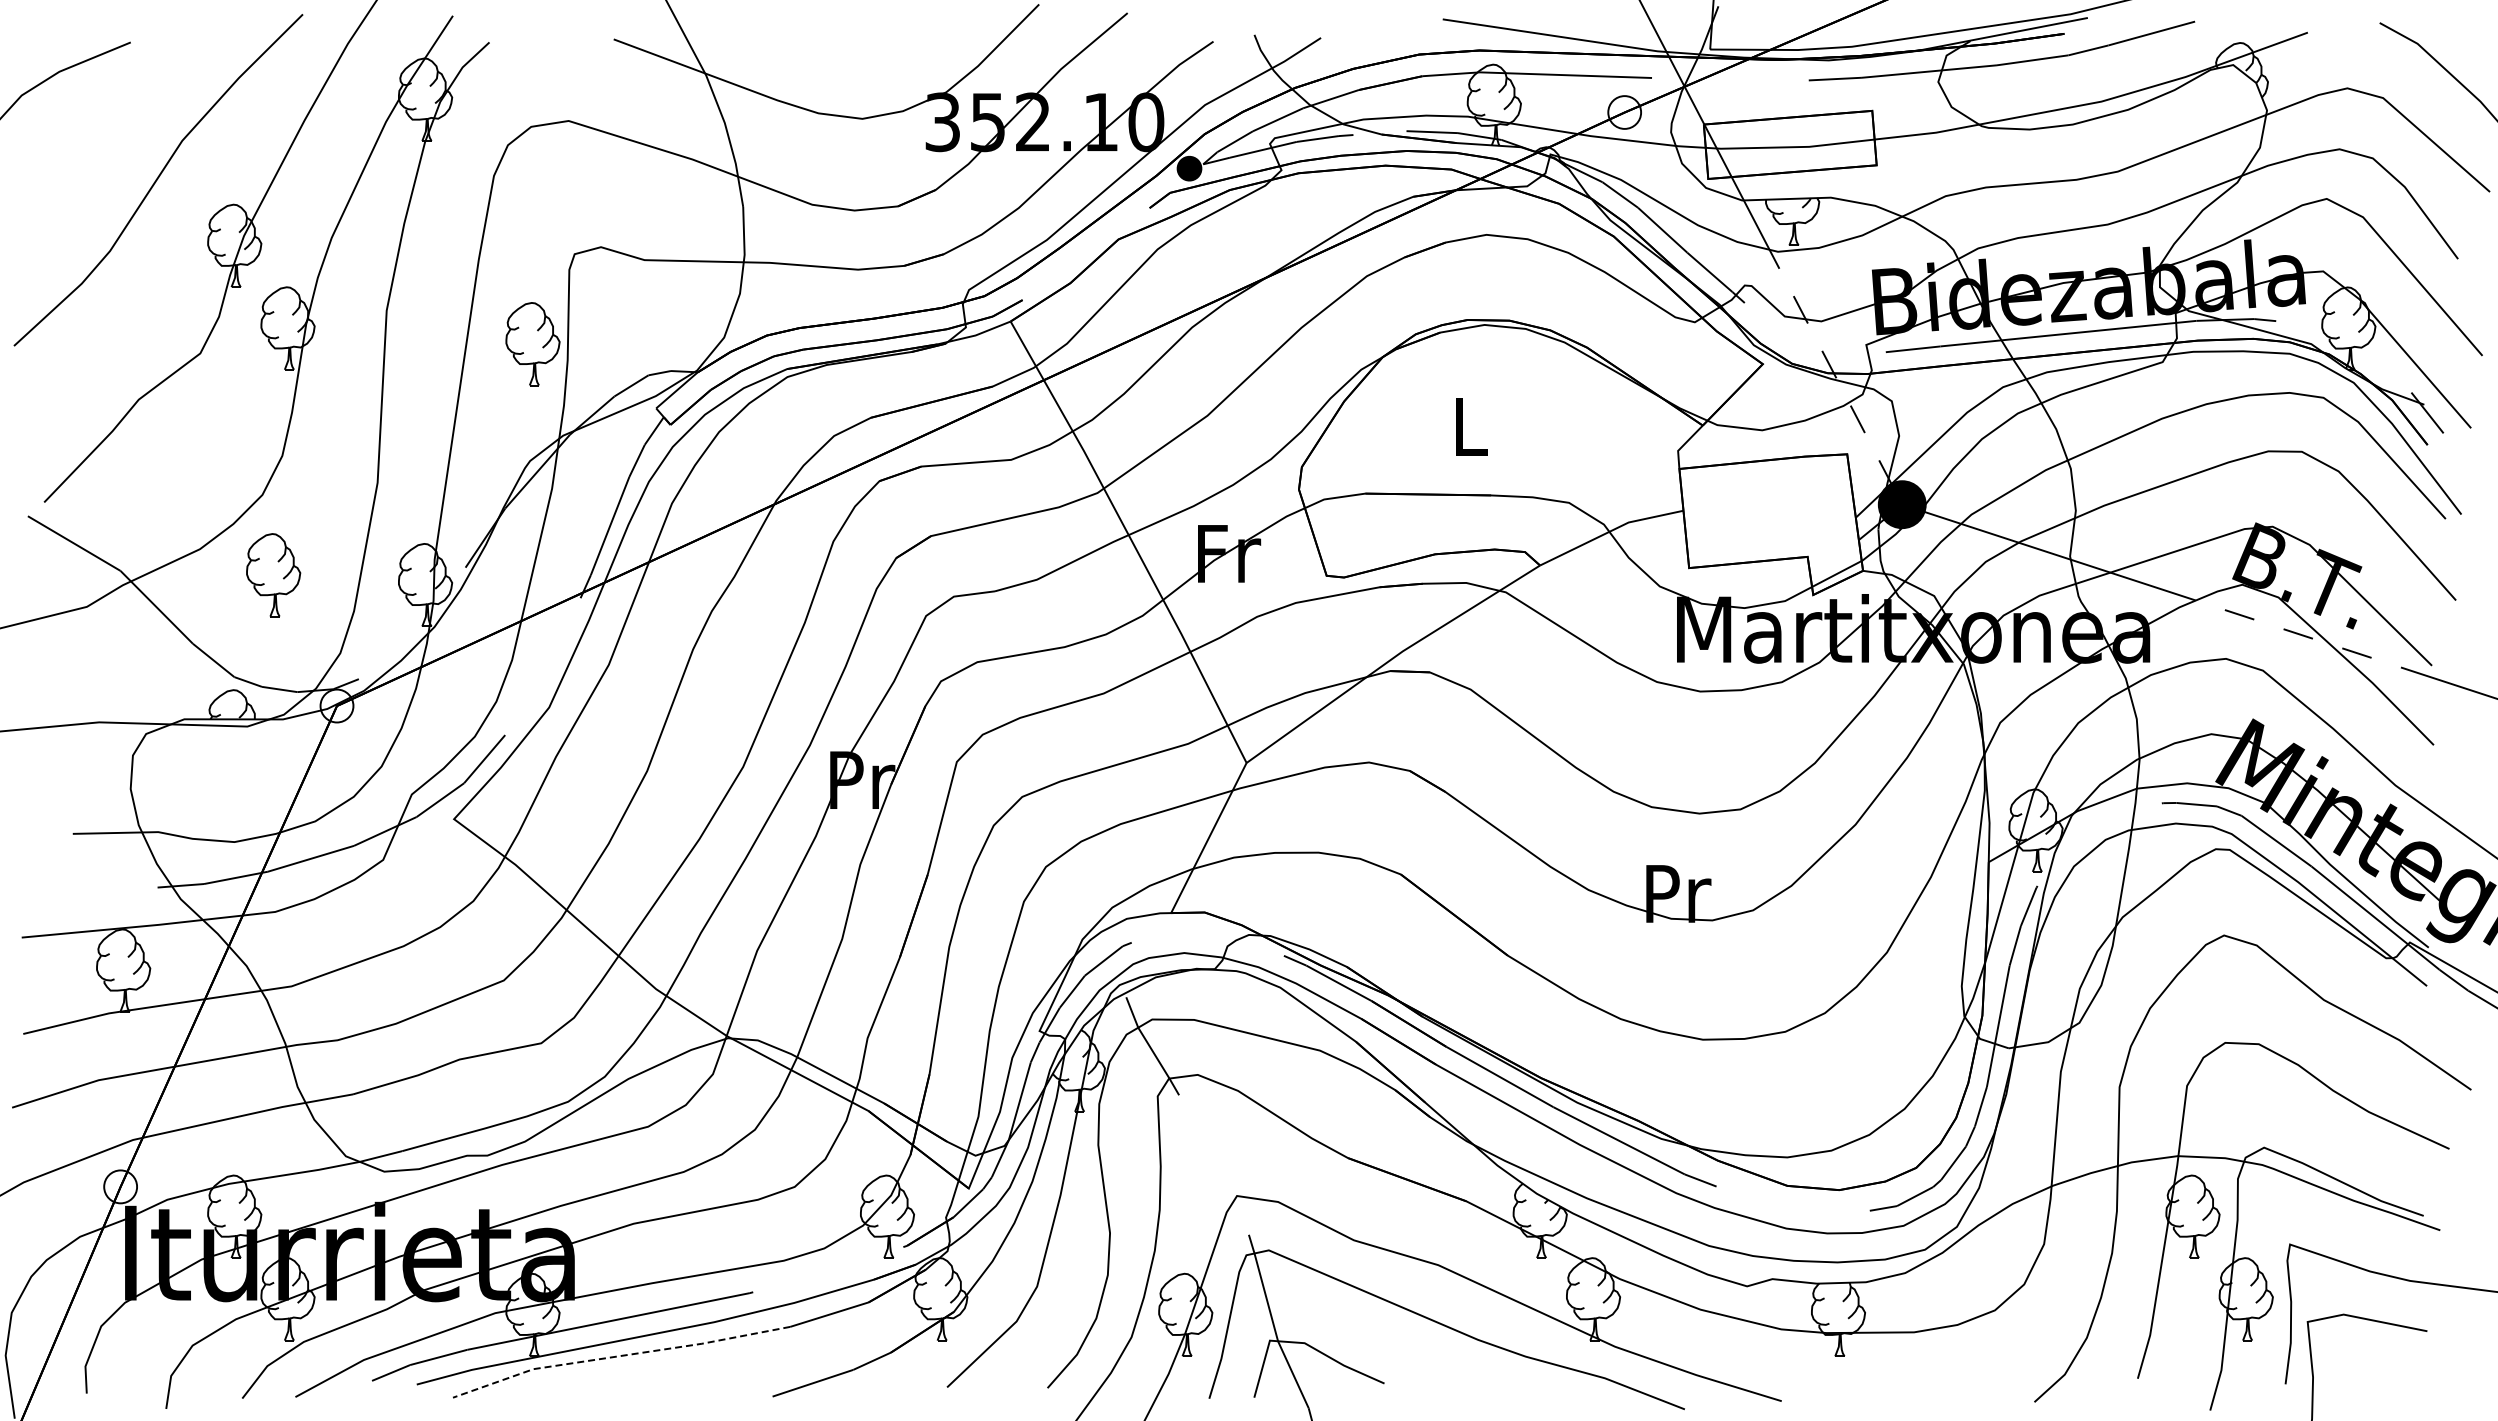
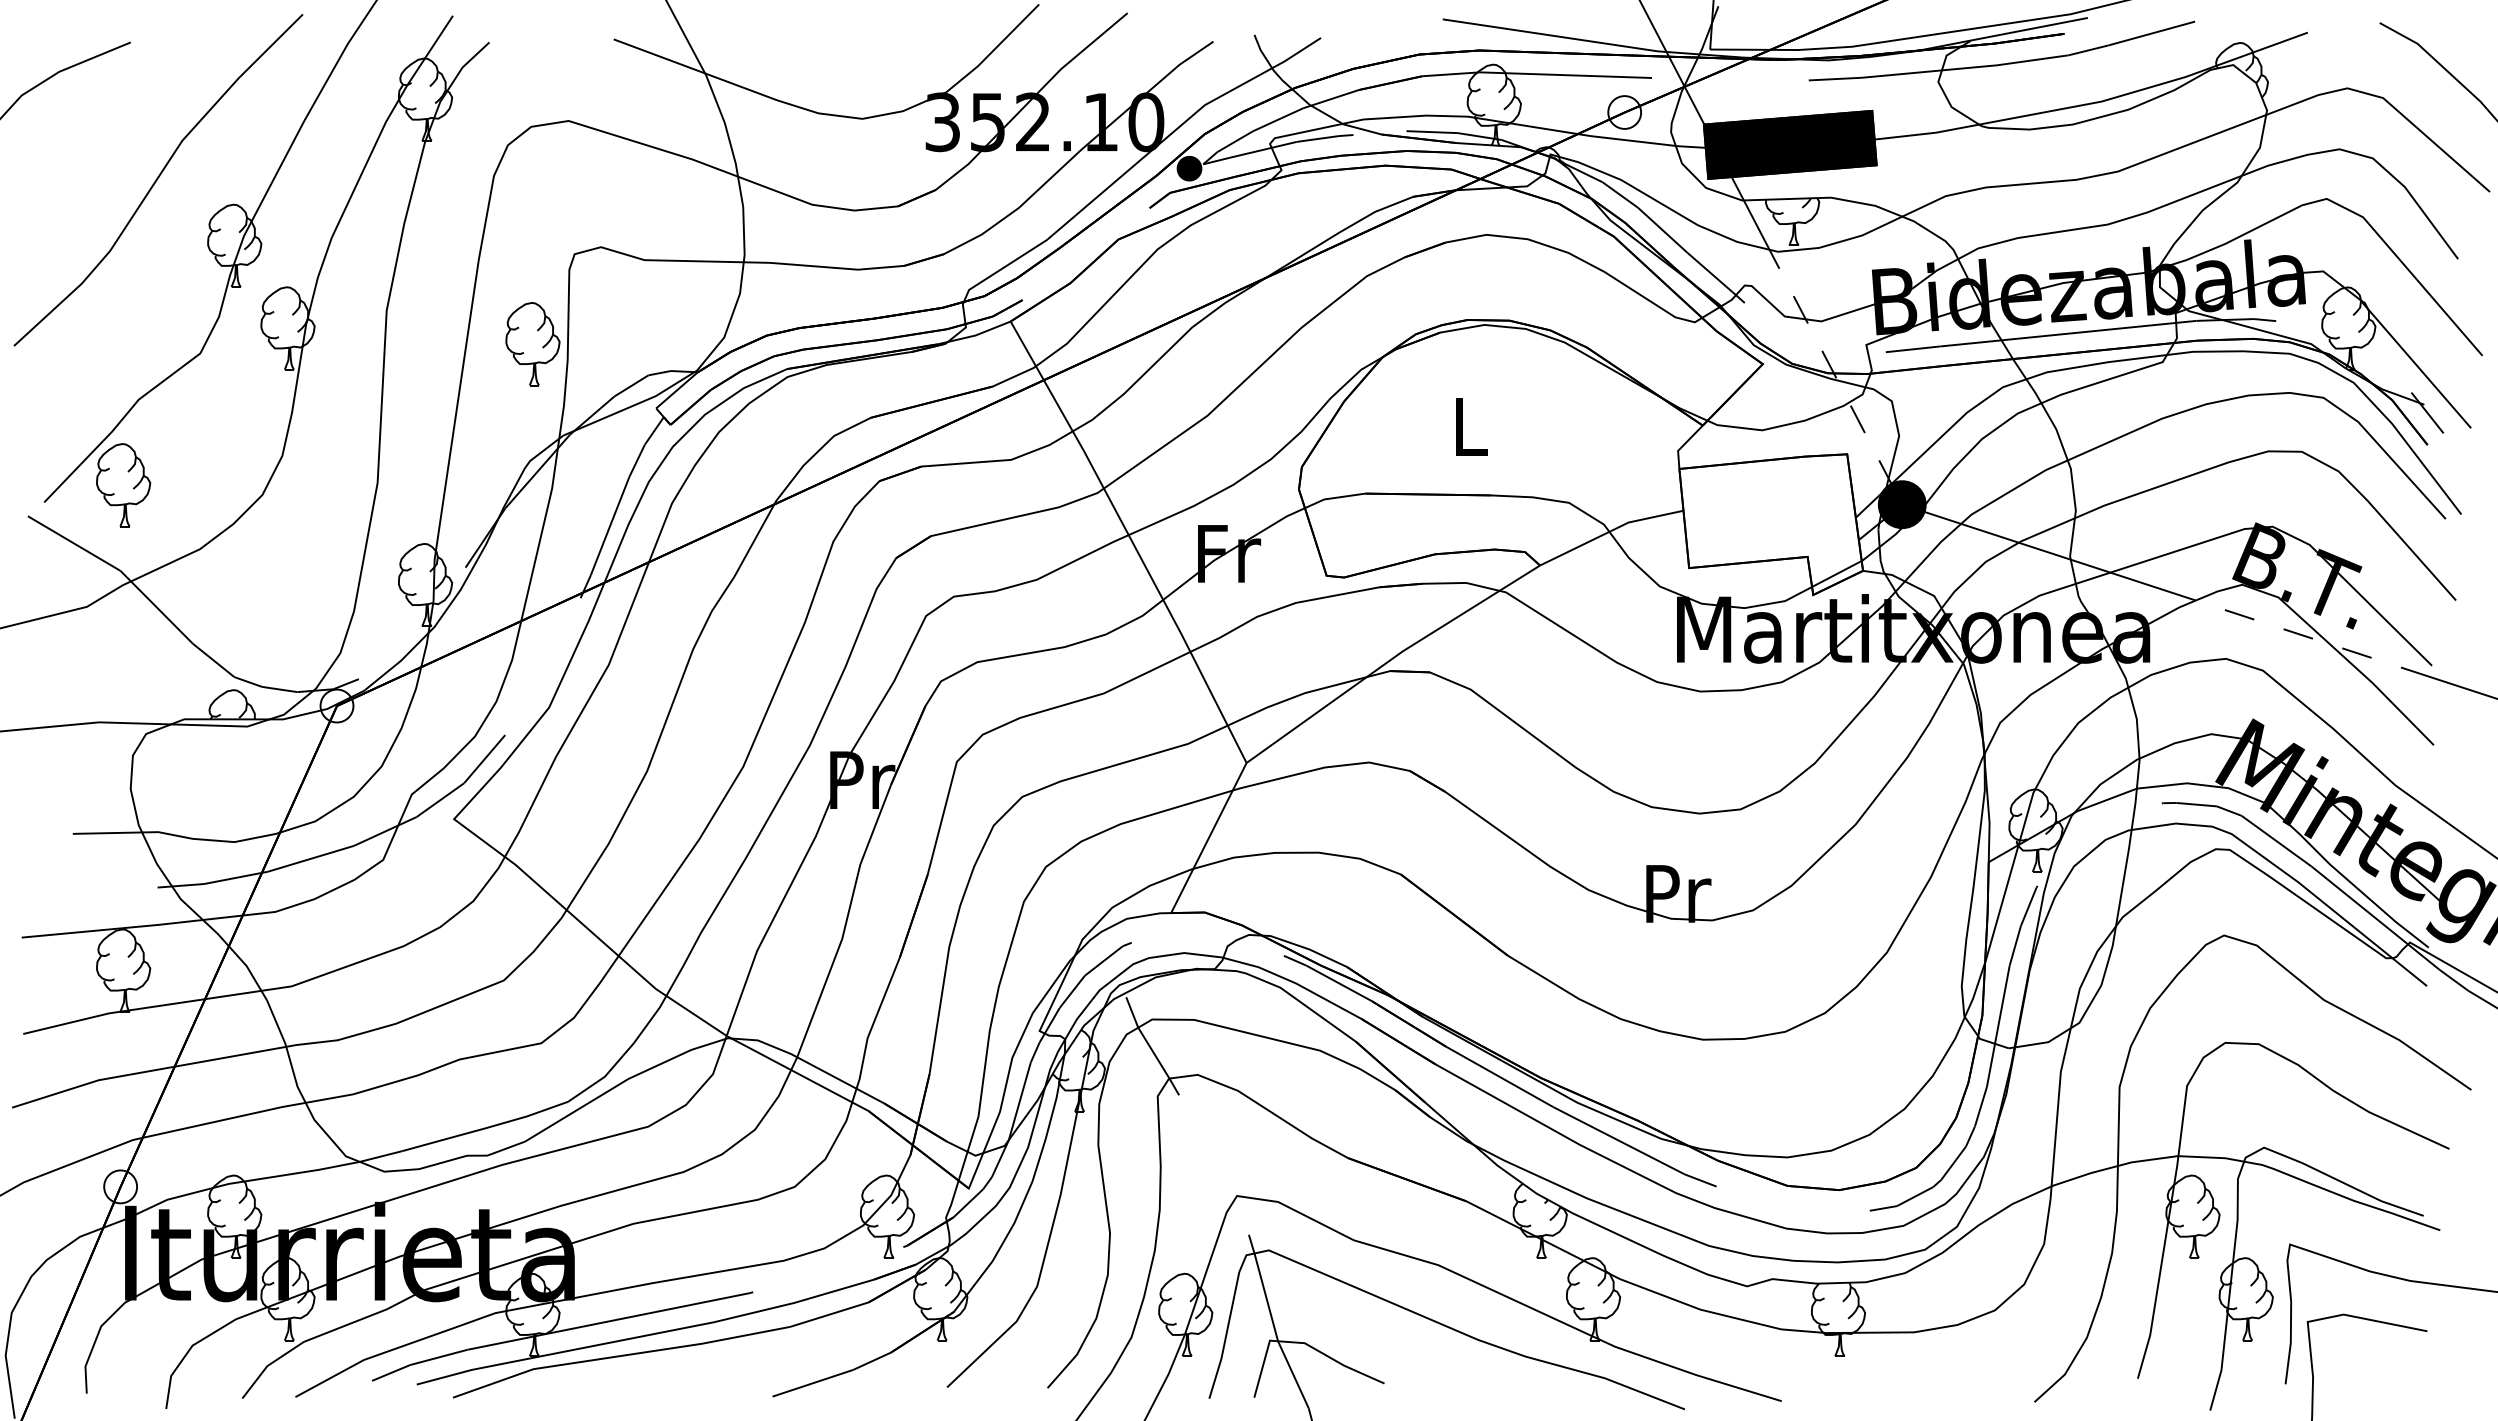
fill: none -> present (1789, 144)
part position: (273, 575) -> (123, 485) (123, 485)
line: dashed -> solid (619, 1356)
